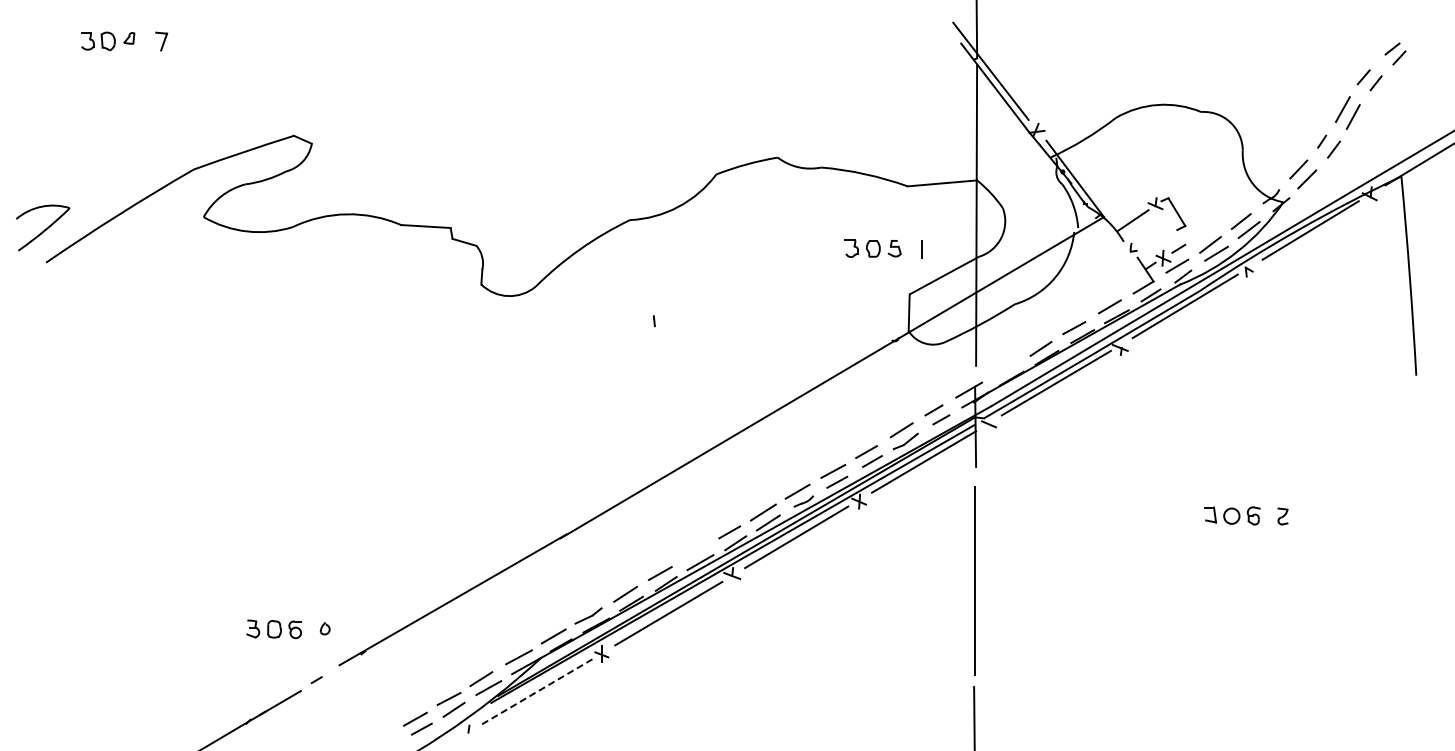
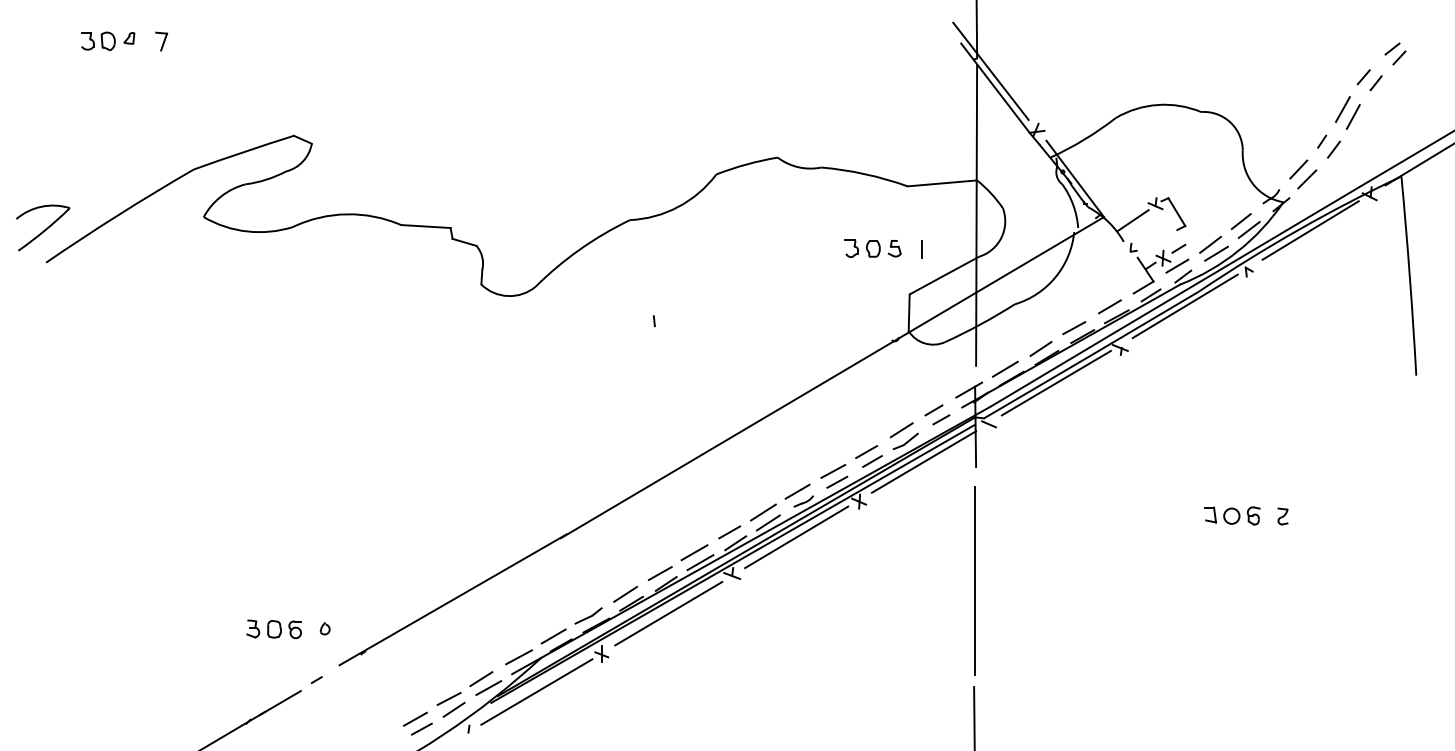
line: none -> present (1004, 368)
line: none -> present (694, 552)
line: dashed -> solid (536, 692)
